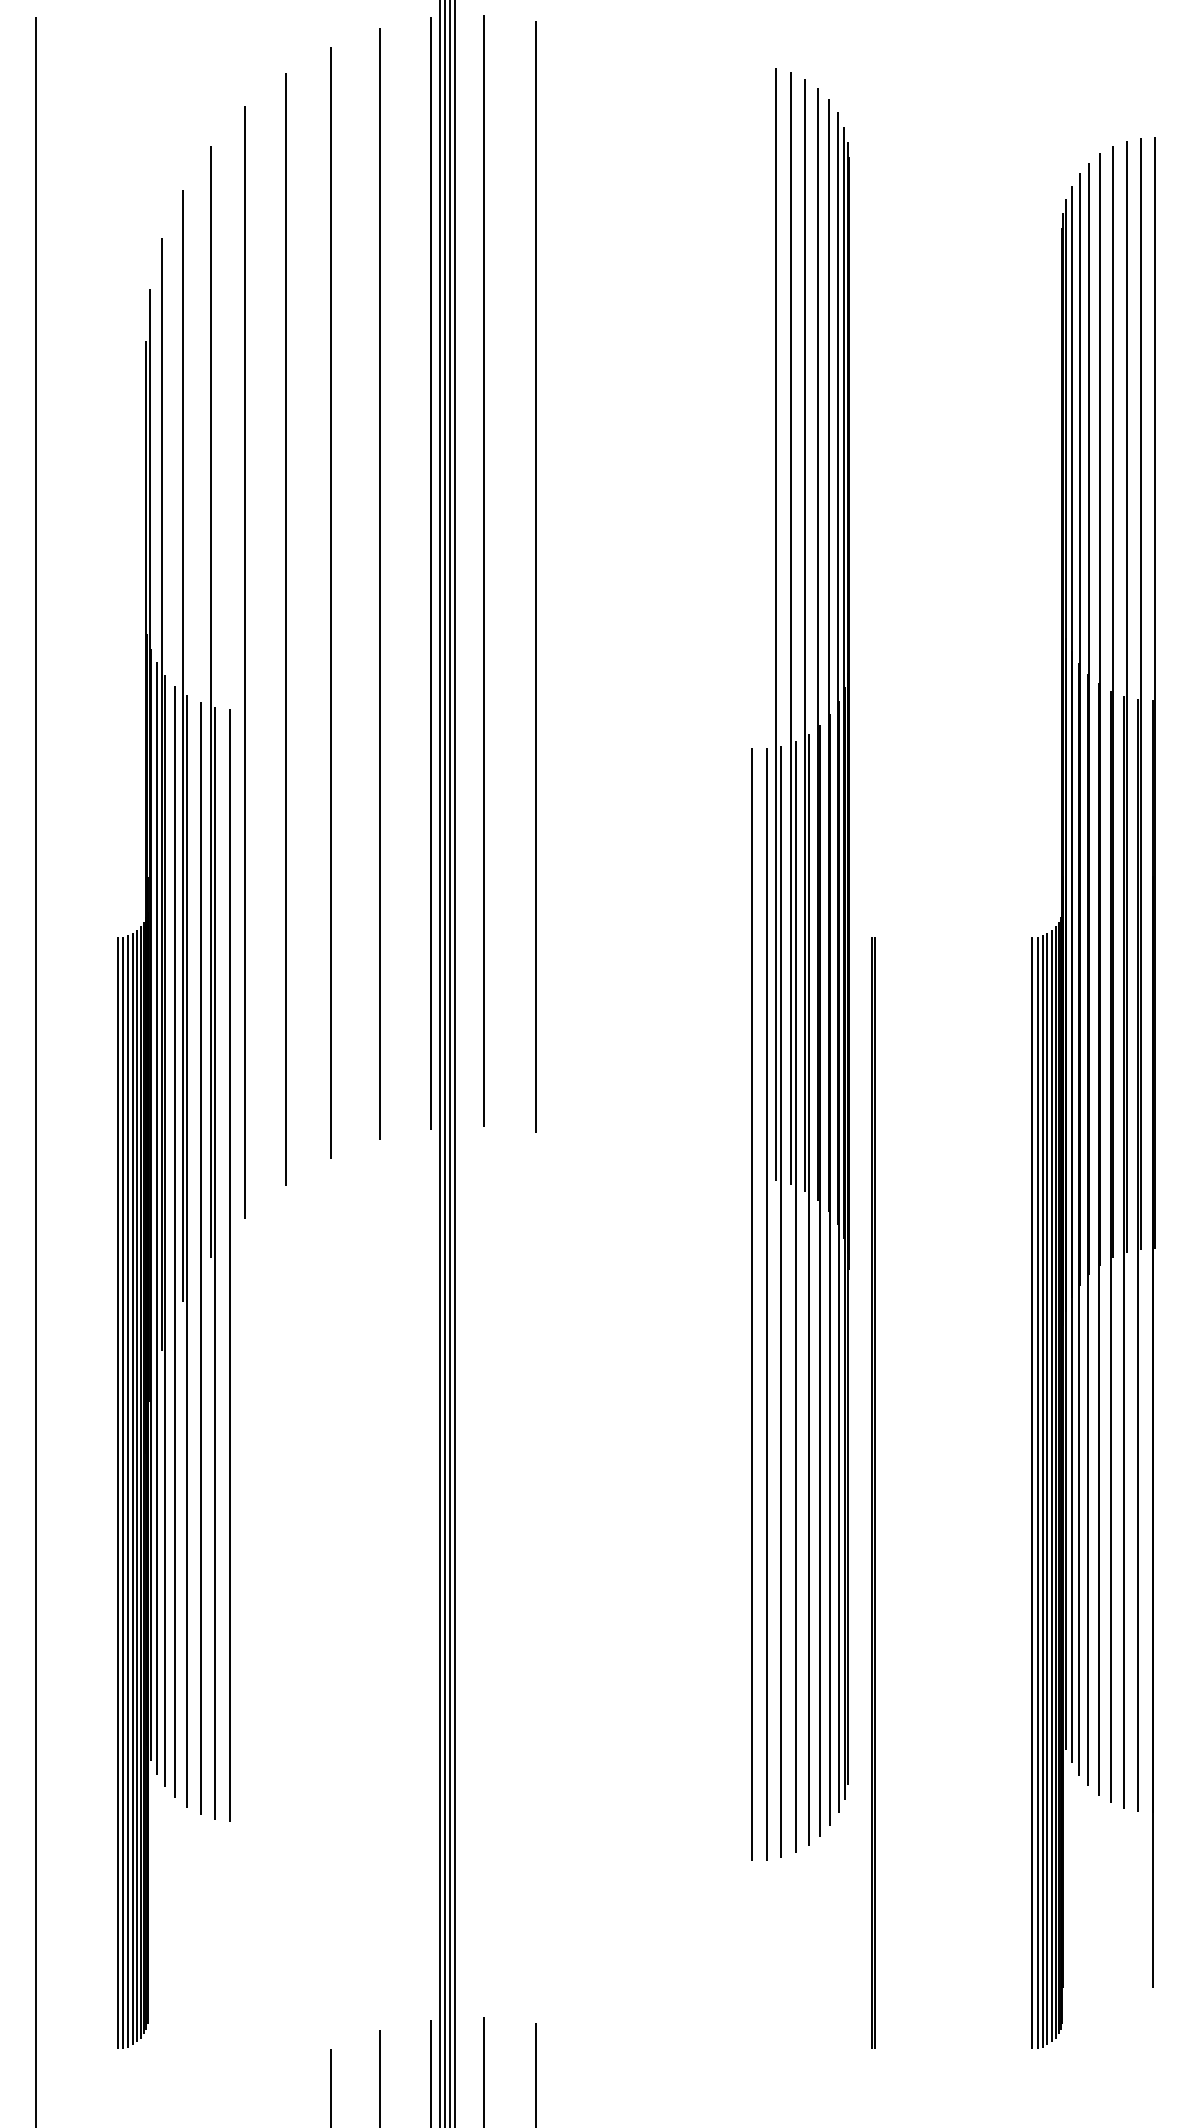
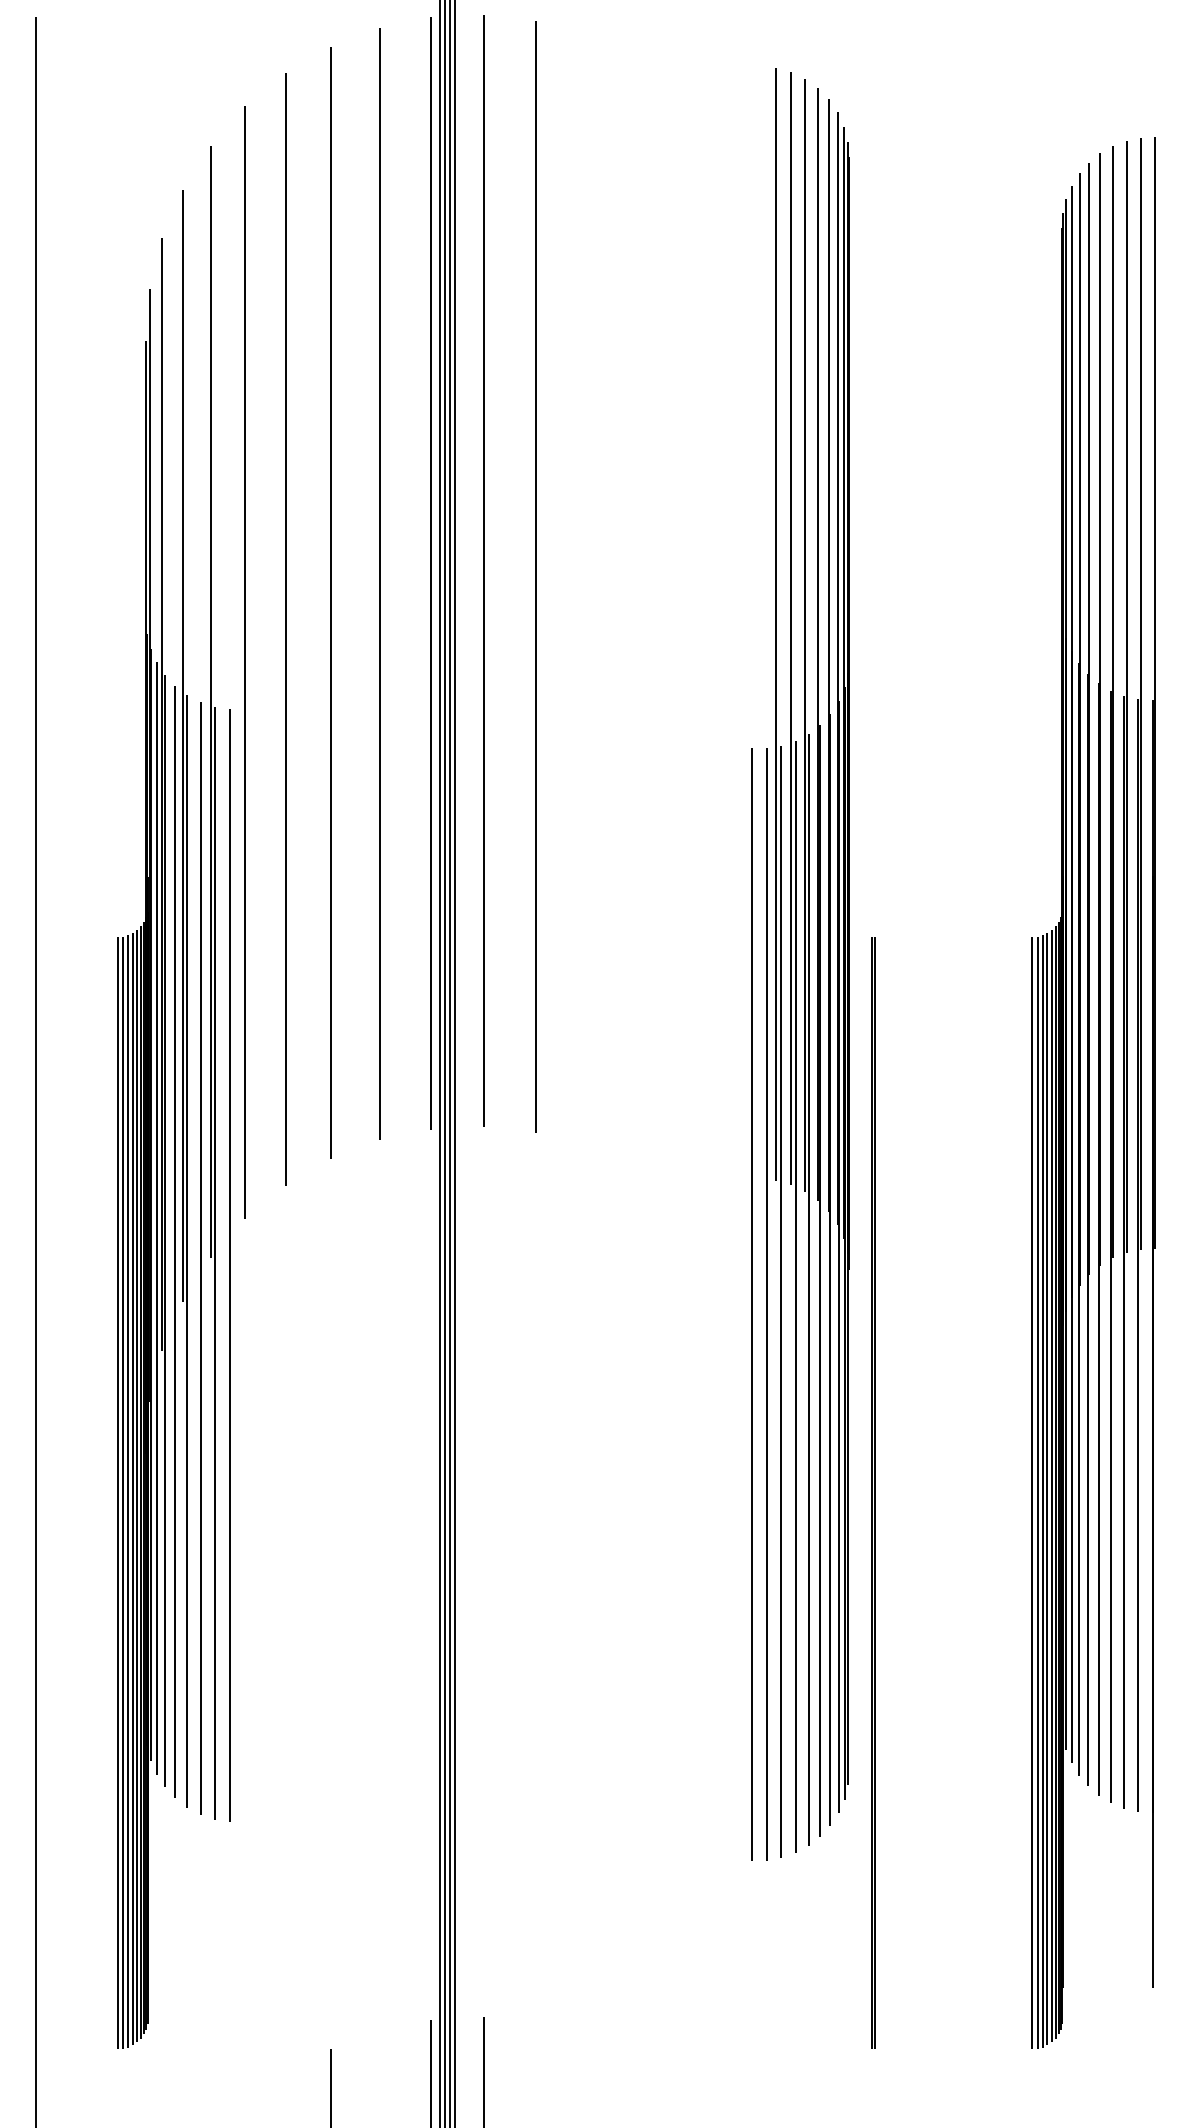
line: present -> none (535, 2073)
line: present -> none (380, 2077)
